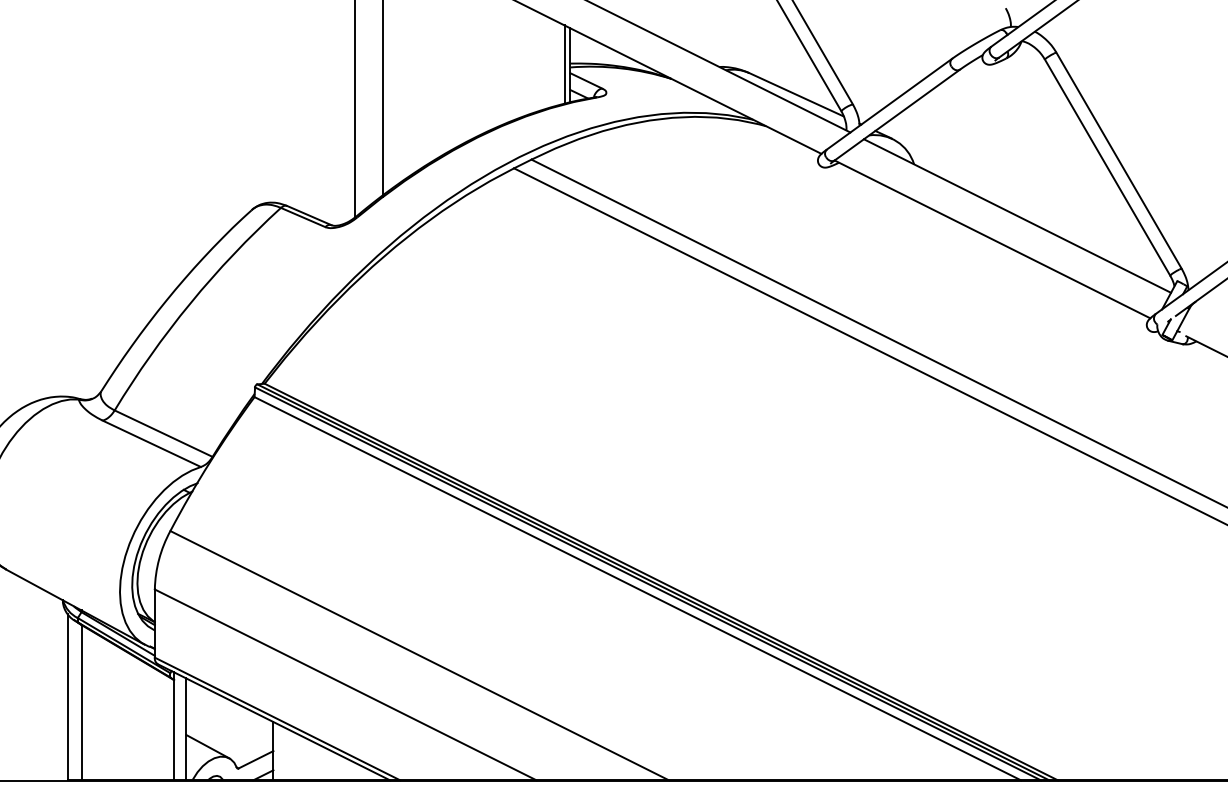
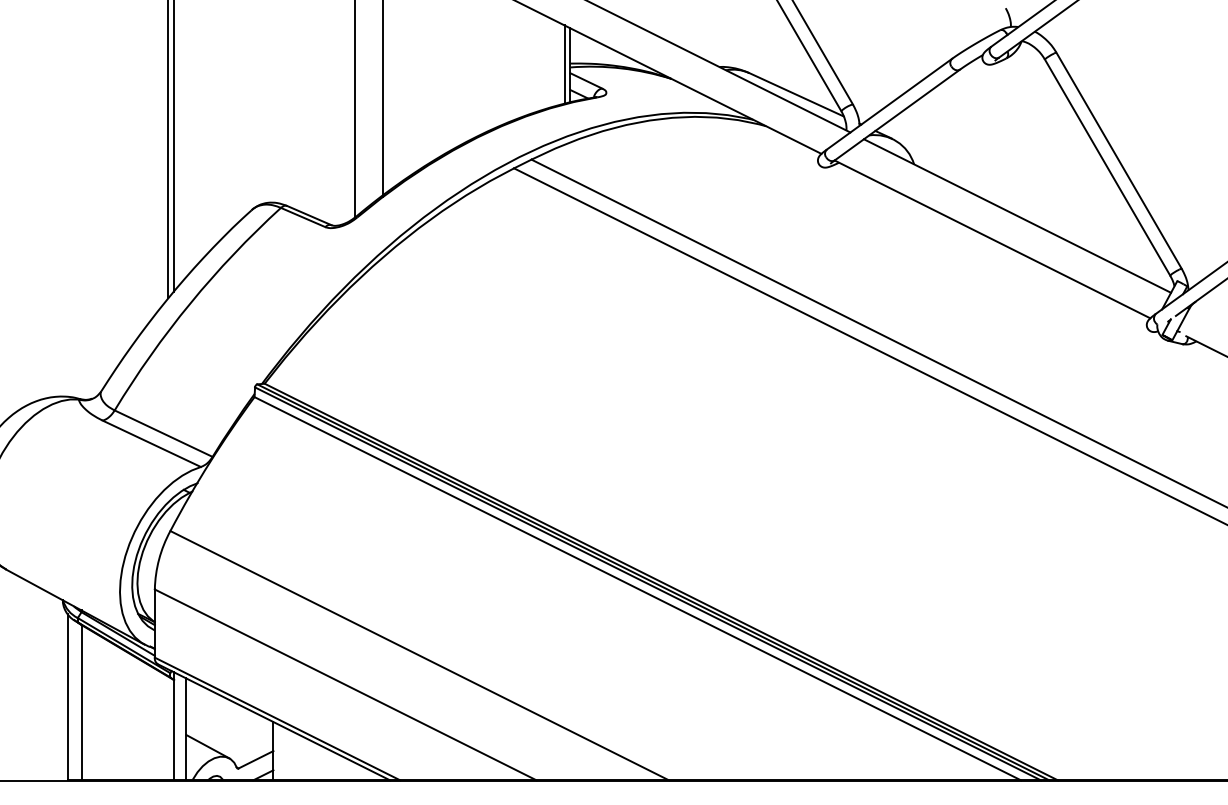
line: none -> present (174, 146)
line: none -> present (168, 150)
